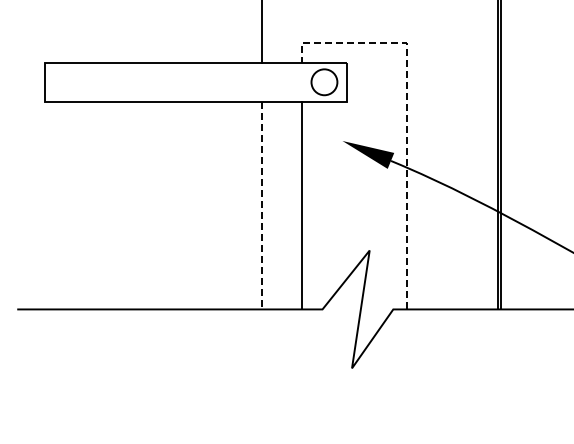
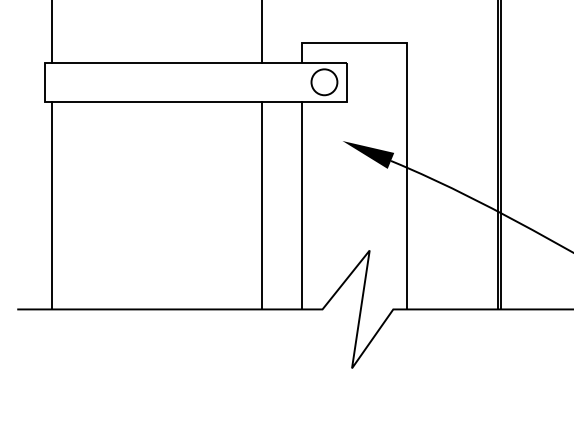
line: none -> present (51, 32)
line: dashed -> solid (406, 112)
line: none -> present (51, 205)
line: dashed -> solid (261, 205)
